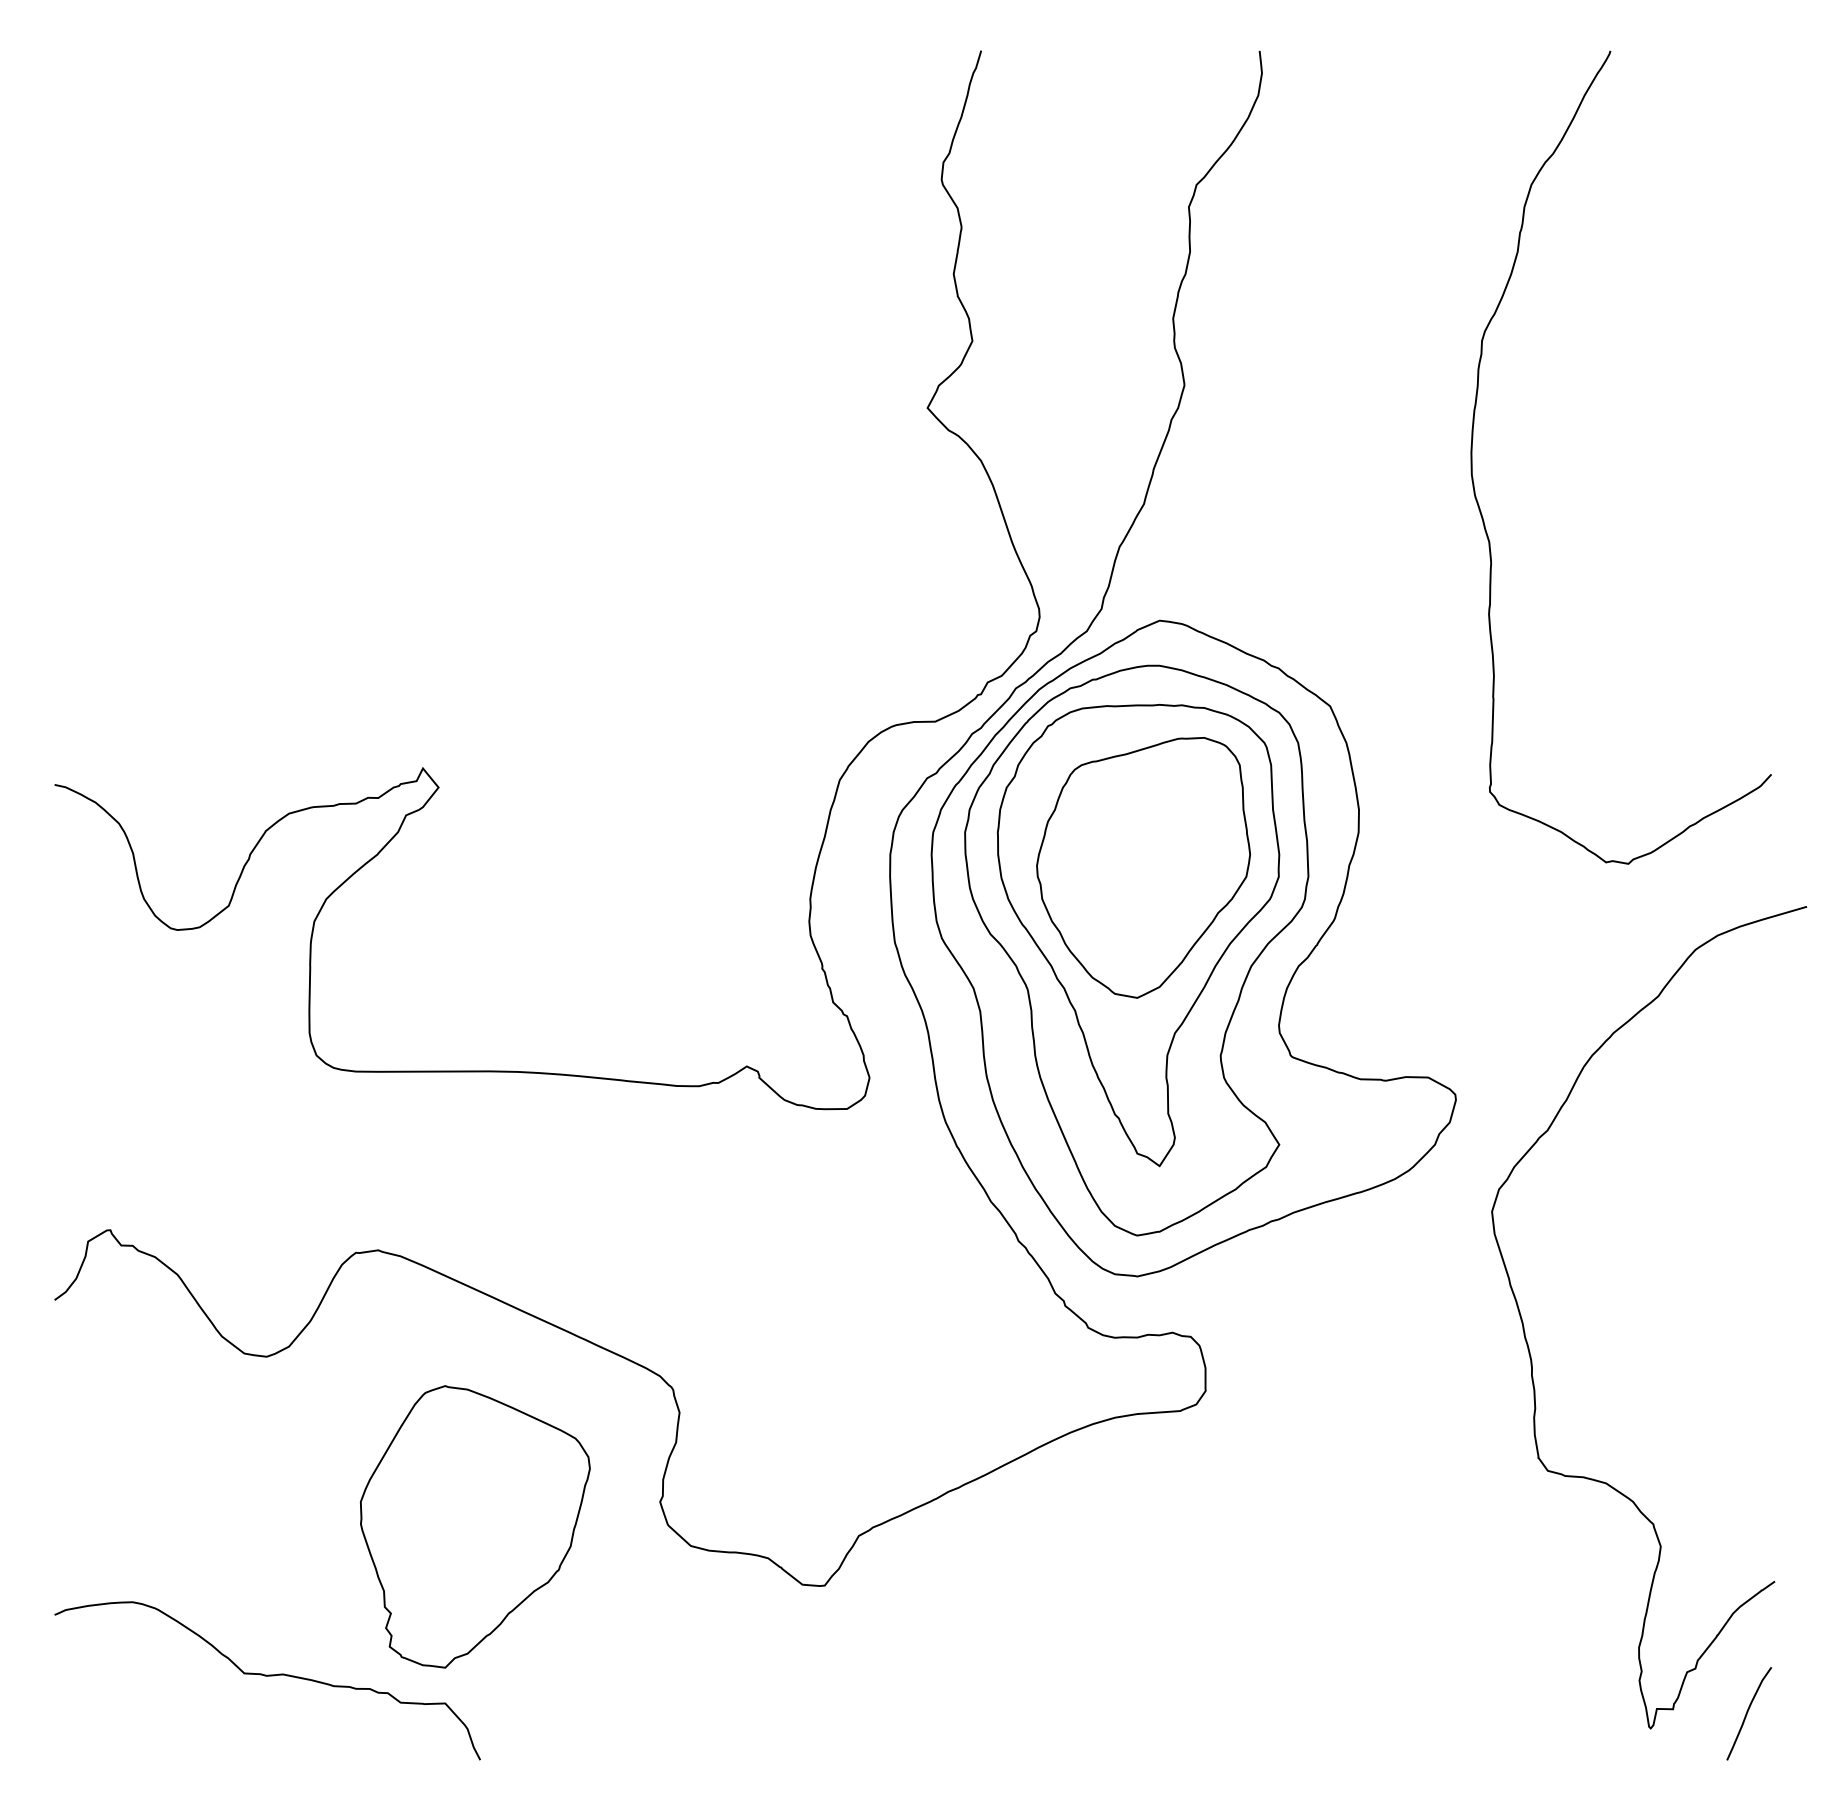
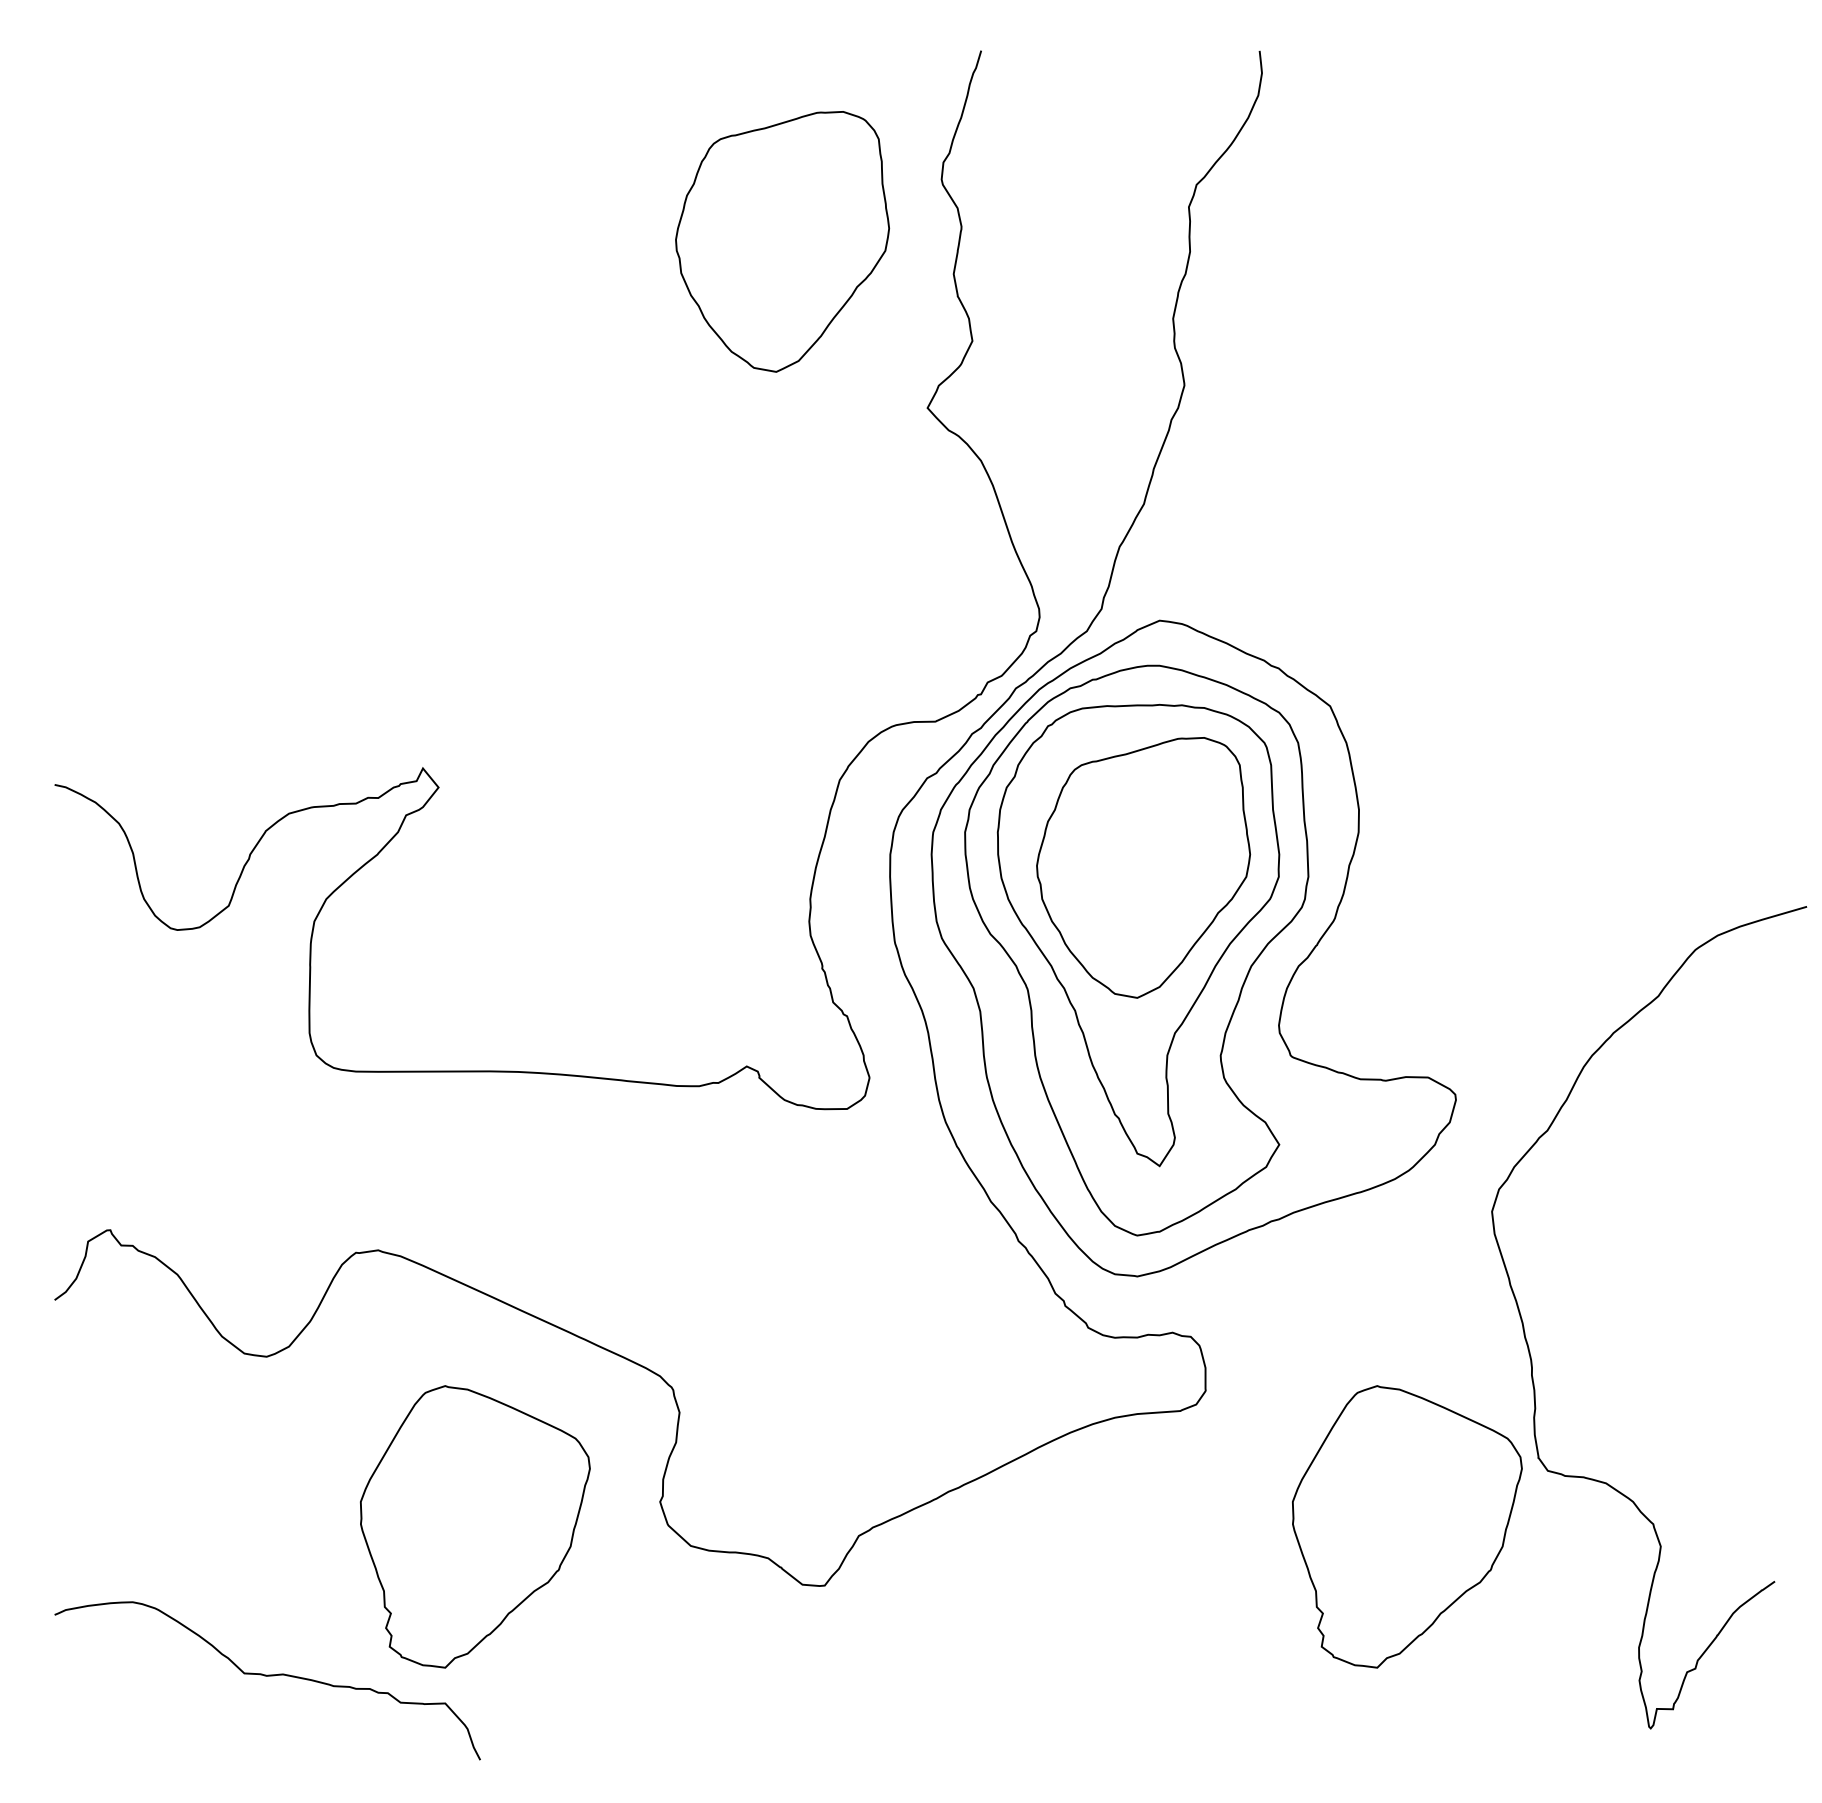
part: none -> present (782, 241)
curve: present -> none (1472, 457)
part: none -> present (1407, 1526)
curve: present -> none (1748, 1712)
